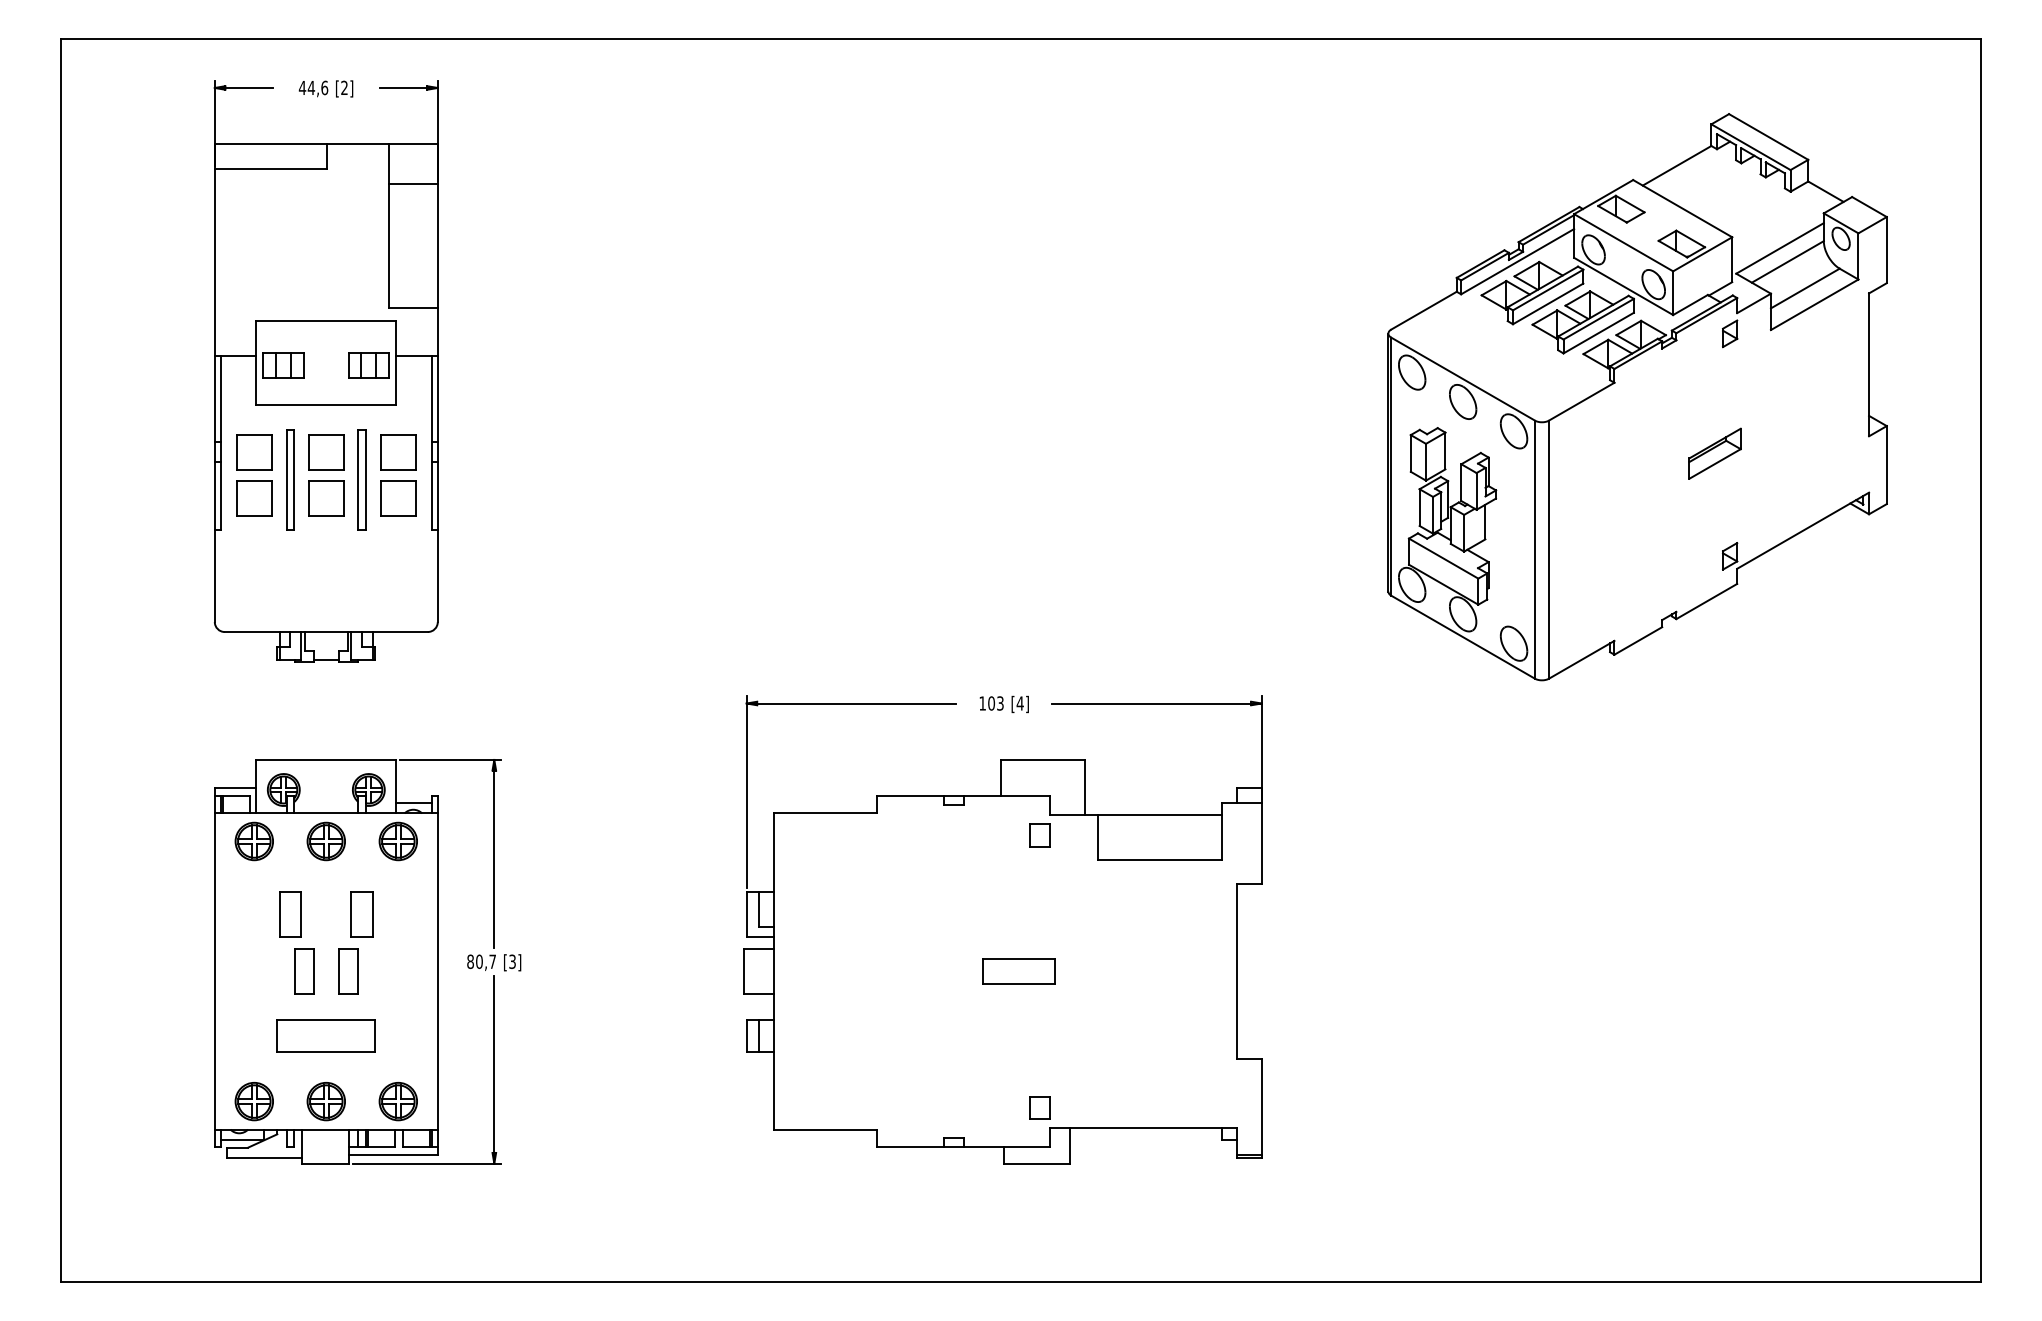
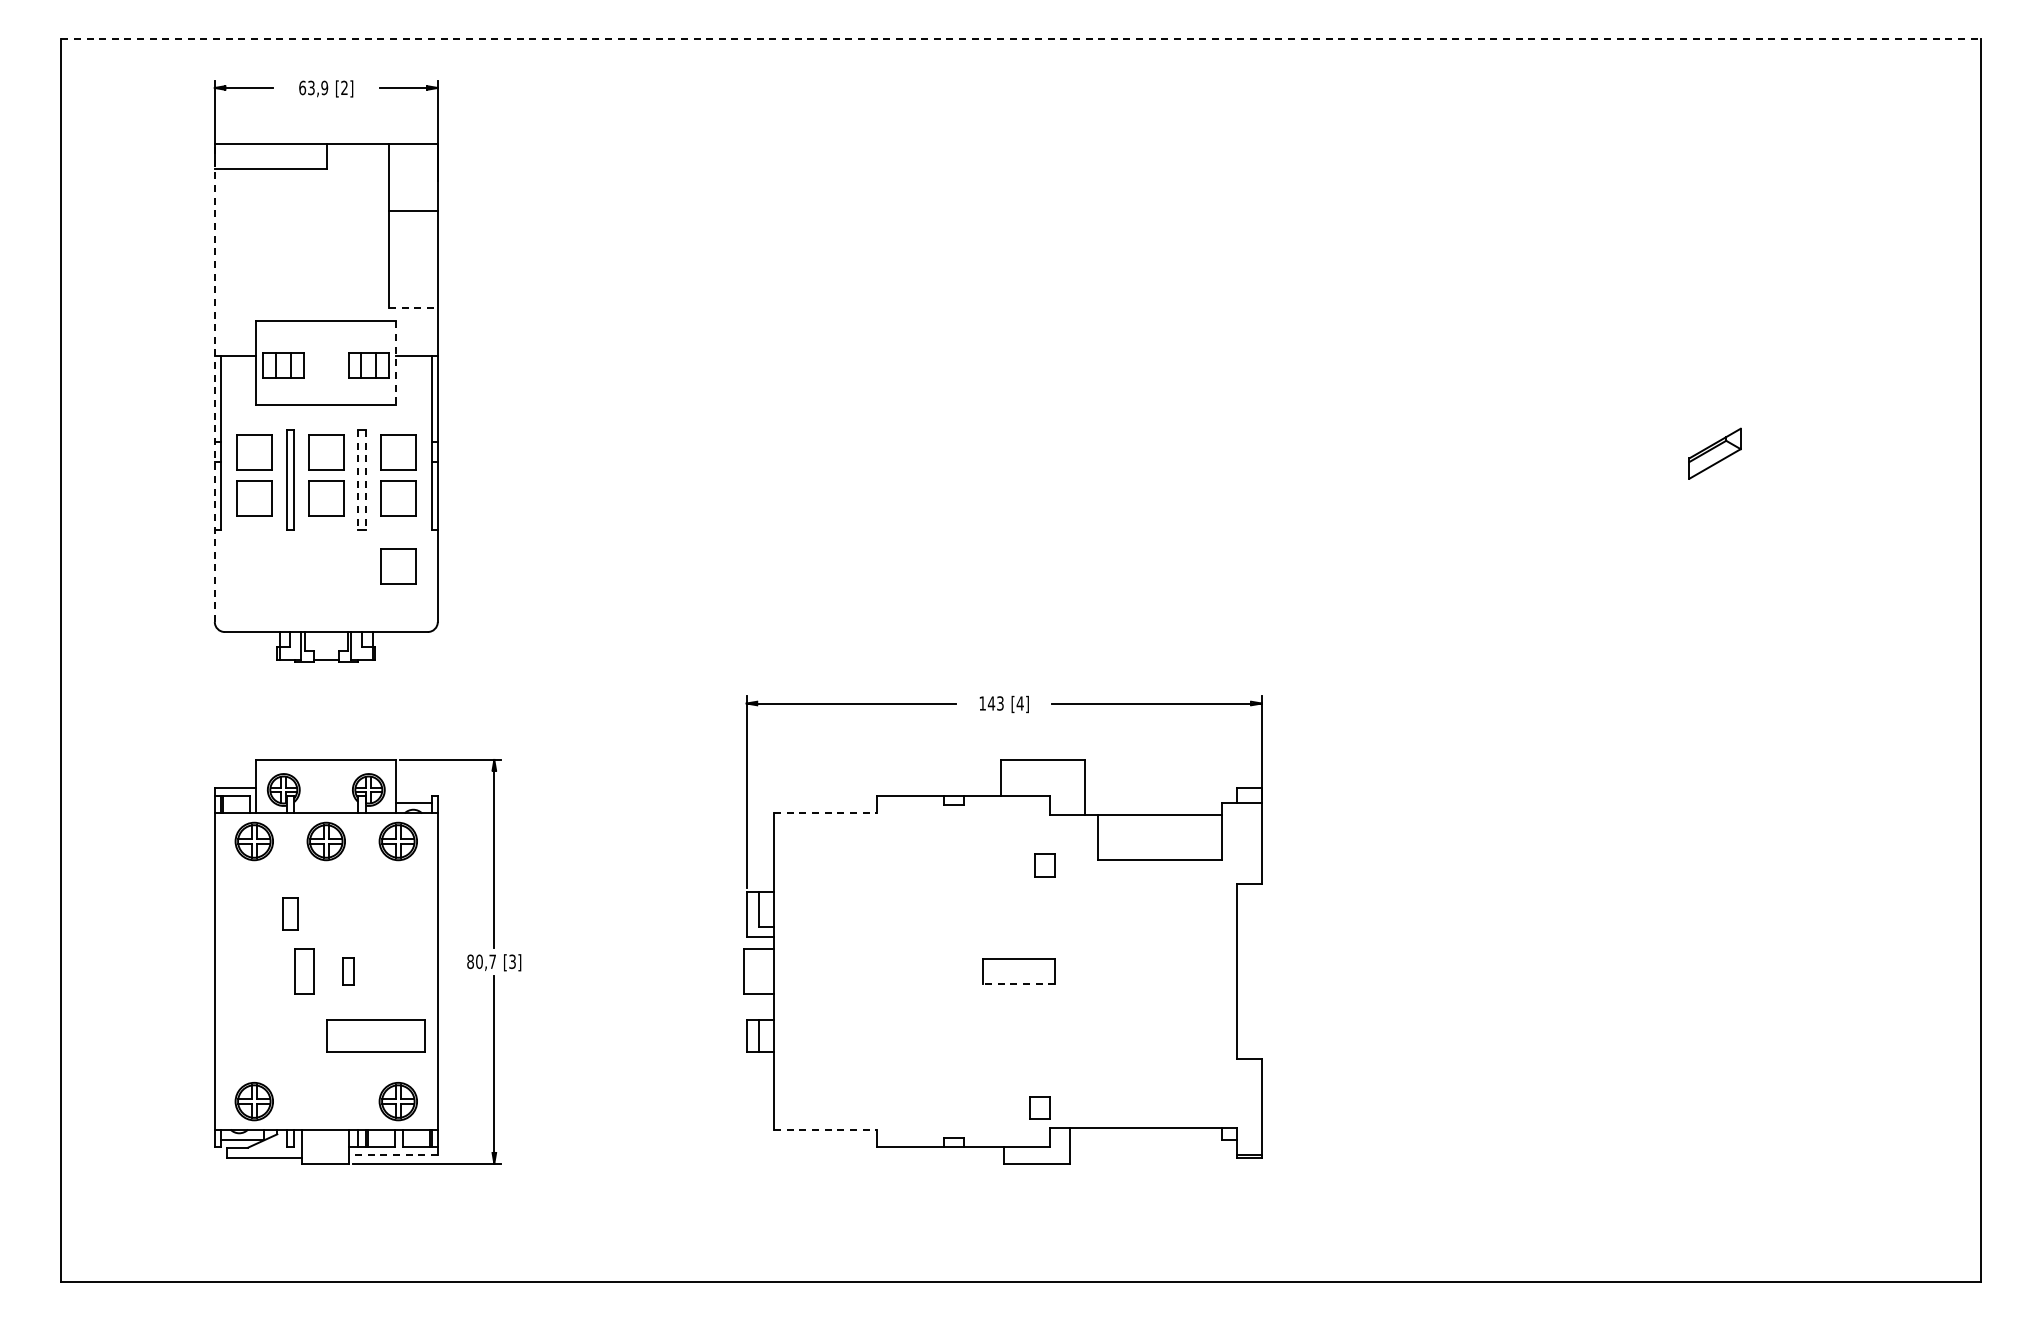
line: solid -> dashed (1020, 39)
text: 44,6 -> 63,9 (313, 87)
line position: (412, 184) -> (412, 211) (412, 211)
line: solid -> dashed (413, 308)
line: solid -> dashed (396, 363)
line: solid -> dashed (214, 383)
part: present -> none (1637, 397)
line: solid -> dashed (358, 479)
line: solid -> dashed (365, 479)
part: none -> present (398, 566)
text: 103 -> 143 (991, 703)
line: solid -> dashed (825, 813)
part position: (1039, 835) -> (1044, 865) (1044, 865)
part size: 23x47 px -> 17x34 px (290, 913)
part: present -> none (361, 914)
part size: 21x47 px -> 13x29 px (348, 971)
line: solid -> dashed (1018, 984)
part position: (325, 1035) -> (375, 1035) (375, 1035)
part: present -> none (325, 1101)
line: solid -> dashed (825, 1129)
line: solid -> dashed (393, 1154)
